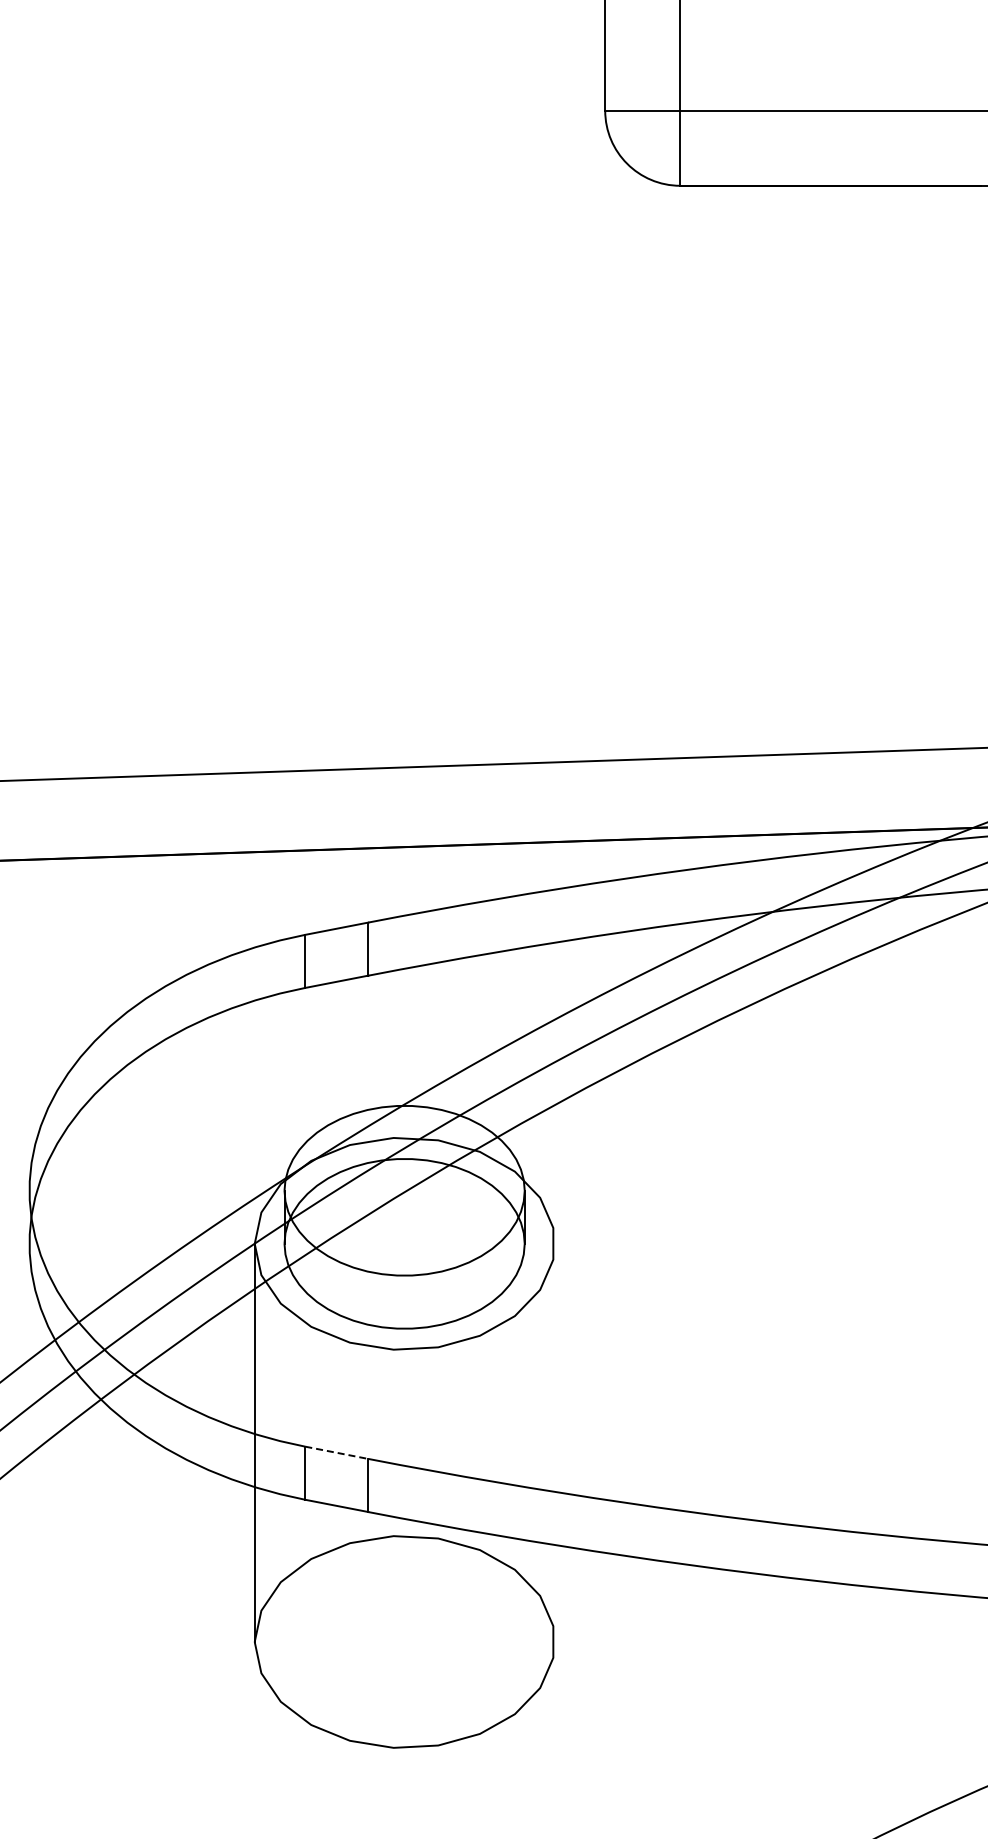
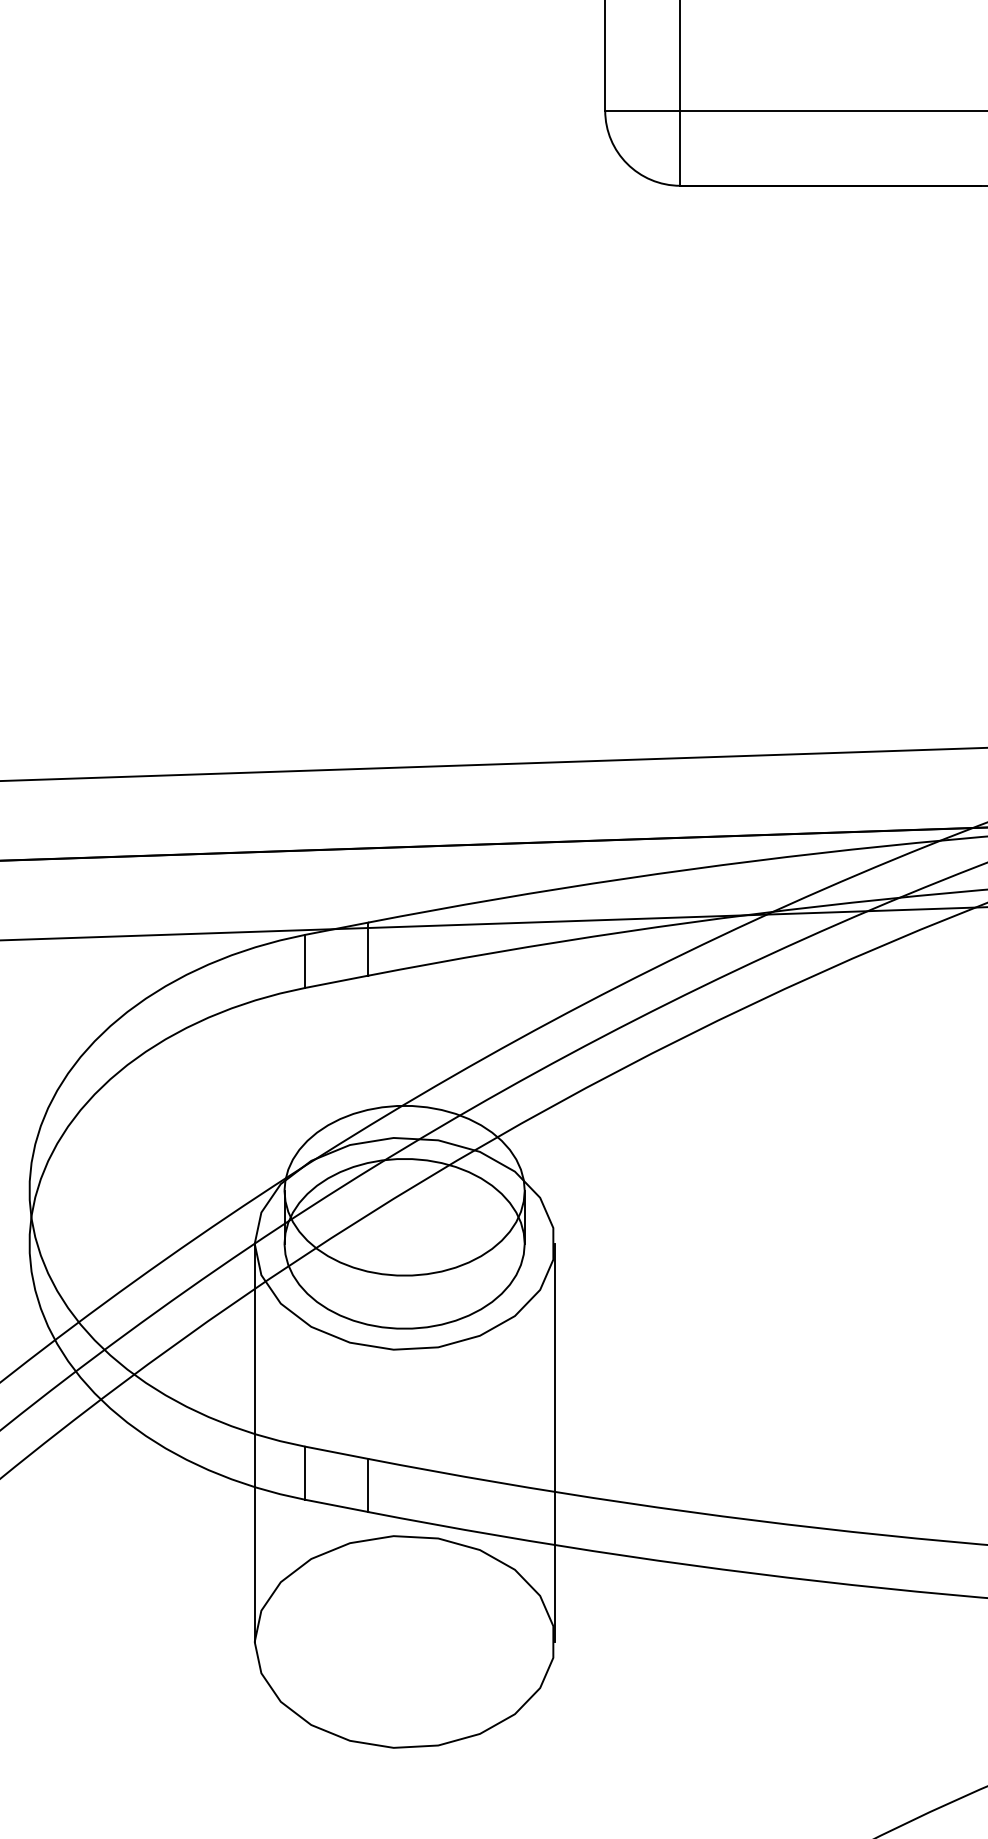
line: none -> present (493, 923)
line: none -> present (555, 1442)
line: dashed -> solid (337, 1452)
